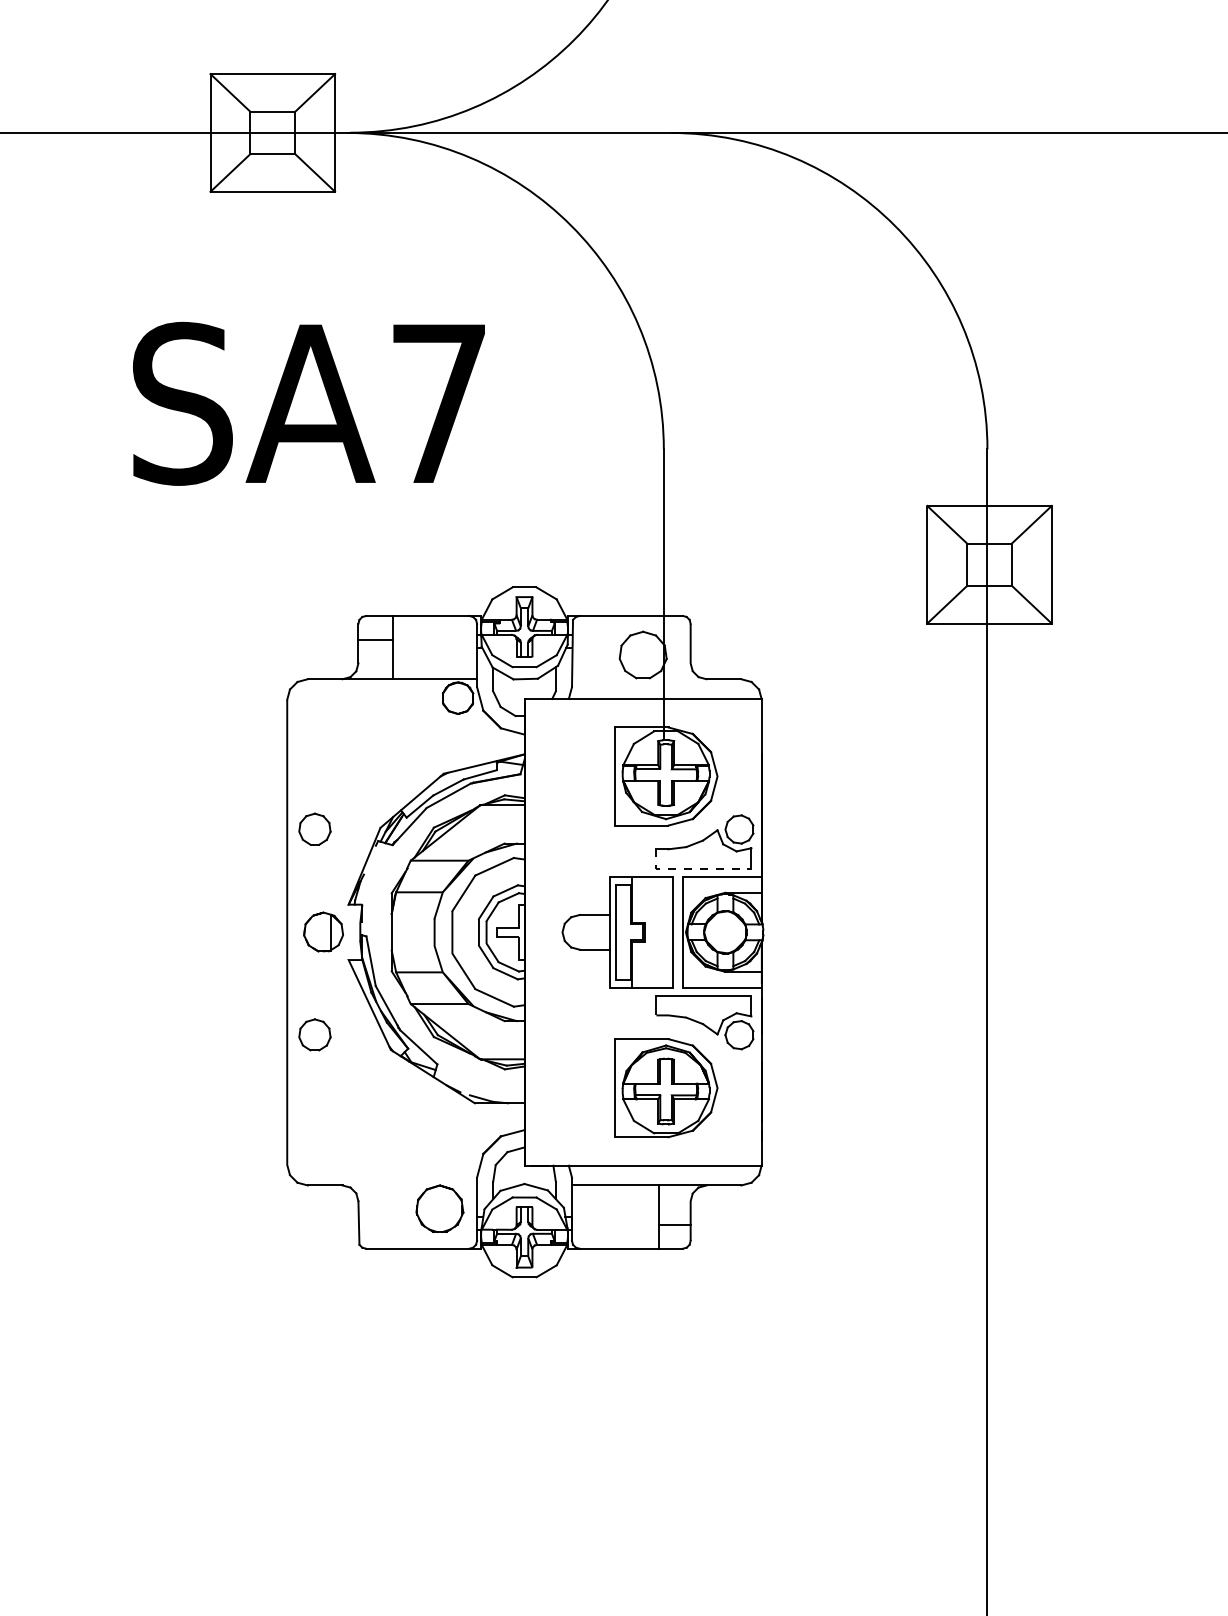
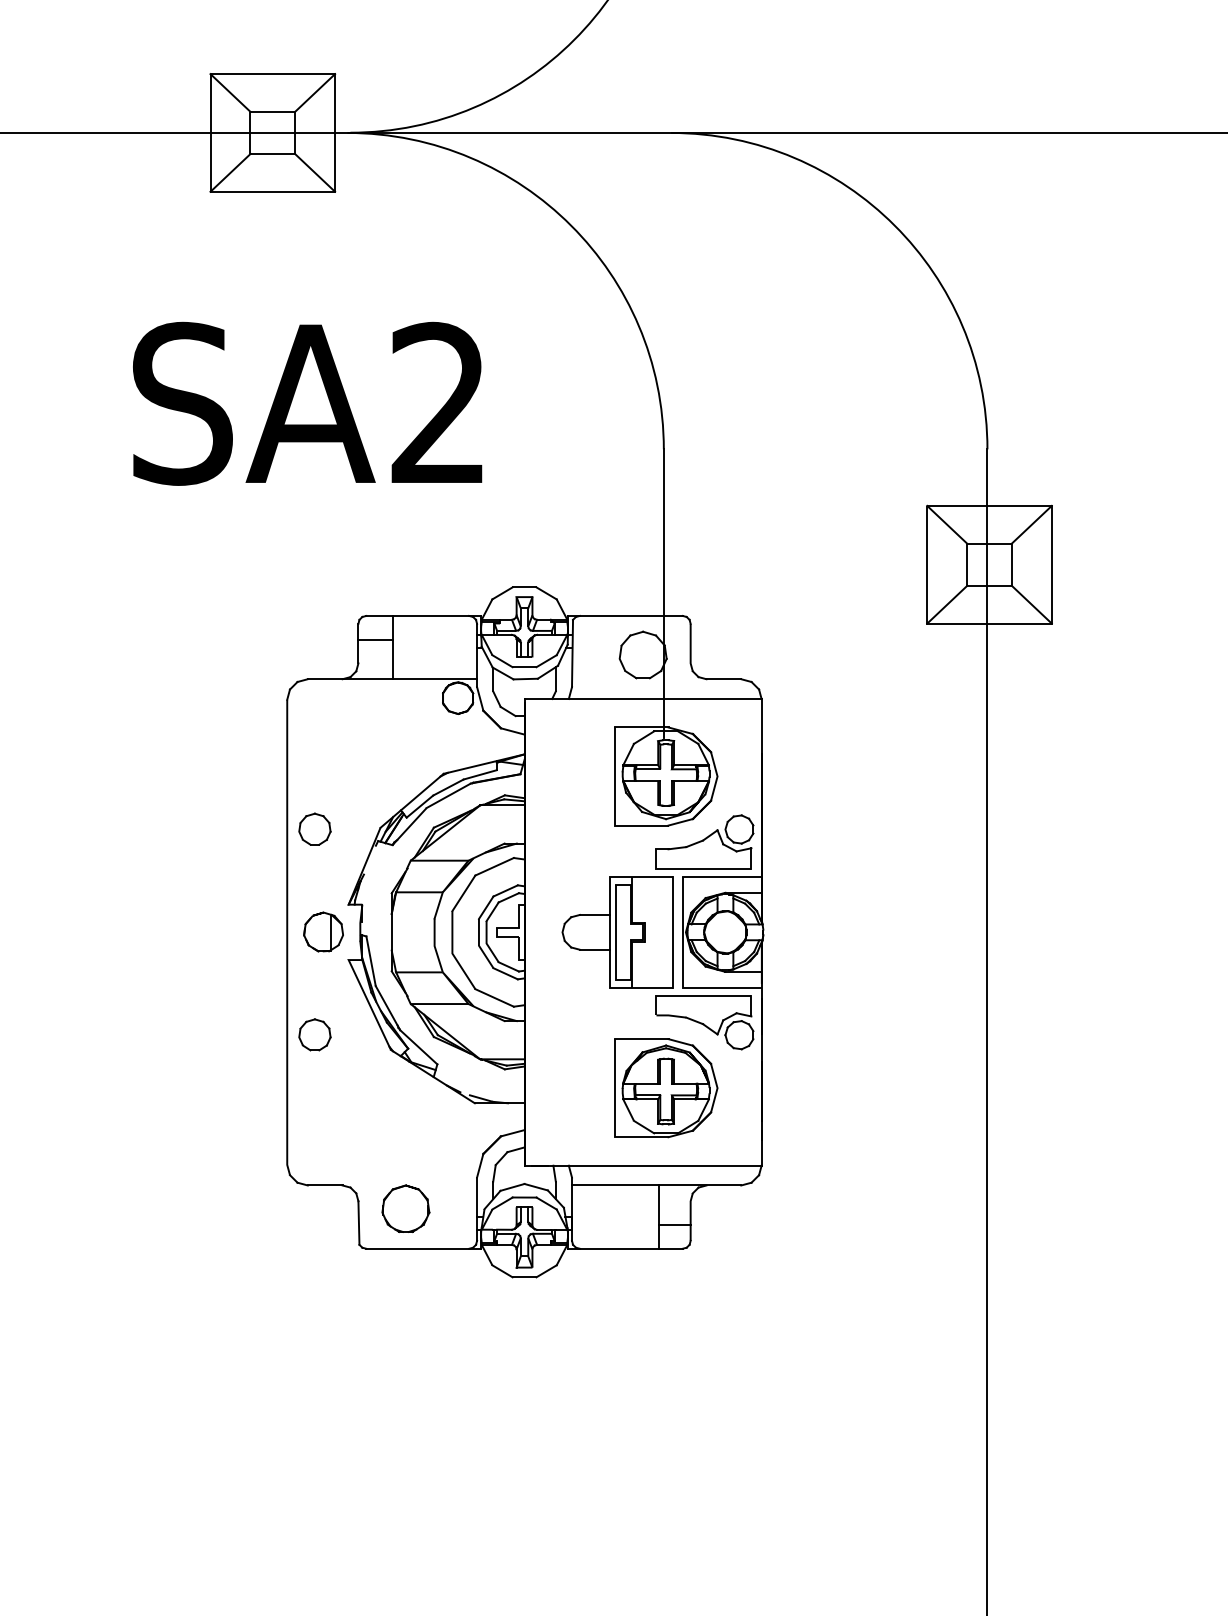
text: SA7 -> SA2 (437, 401)
line: dashed -> solid (693, 869)
part position: (439, 1208) -> (405, 1208) (405, 1208)
